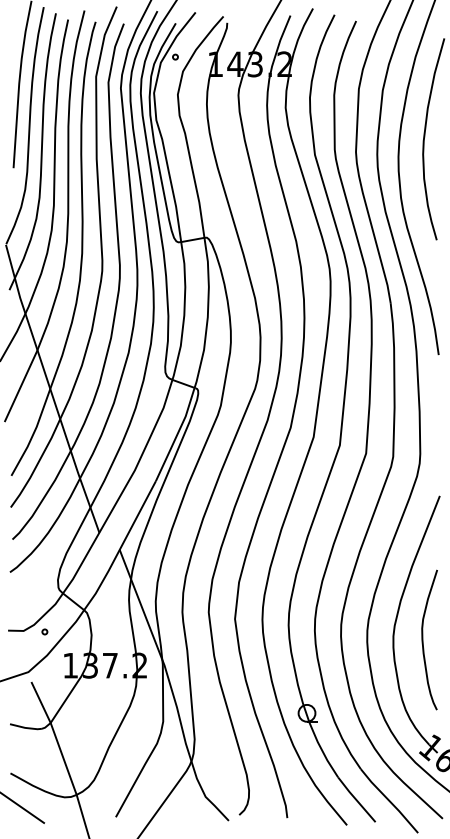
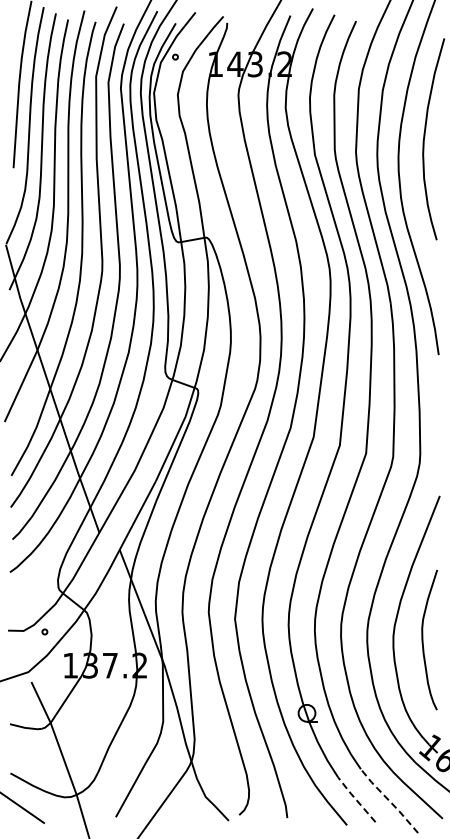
line: solid -> dashed (355, 799)
line: solid -> dashed (389, 801)
